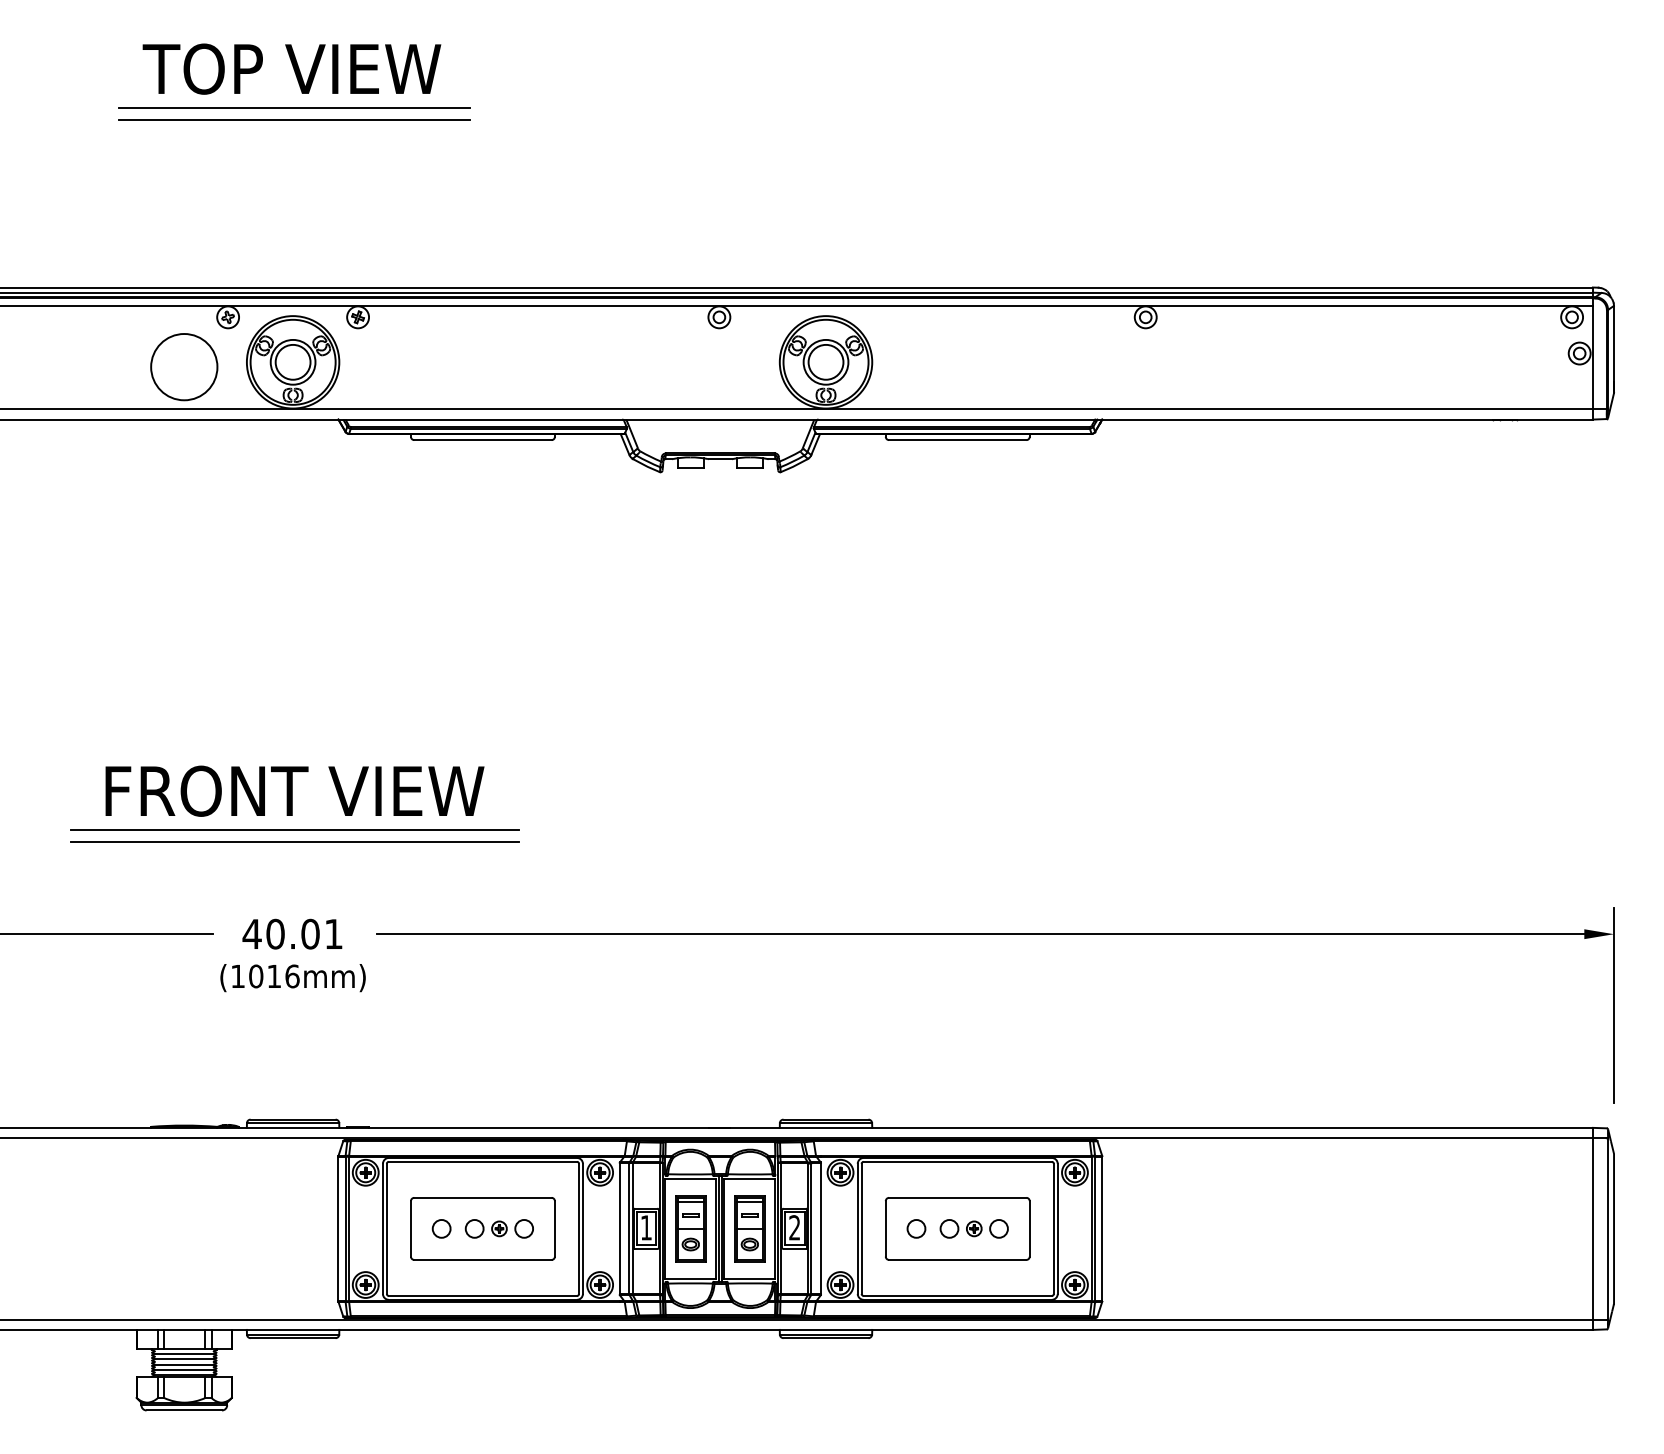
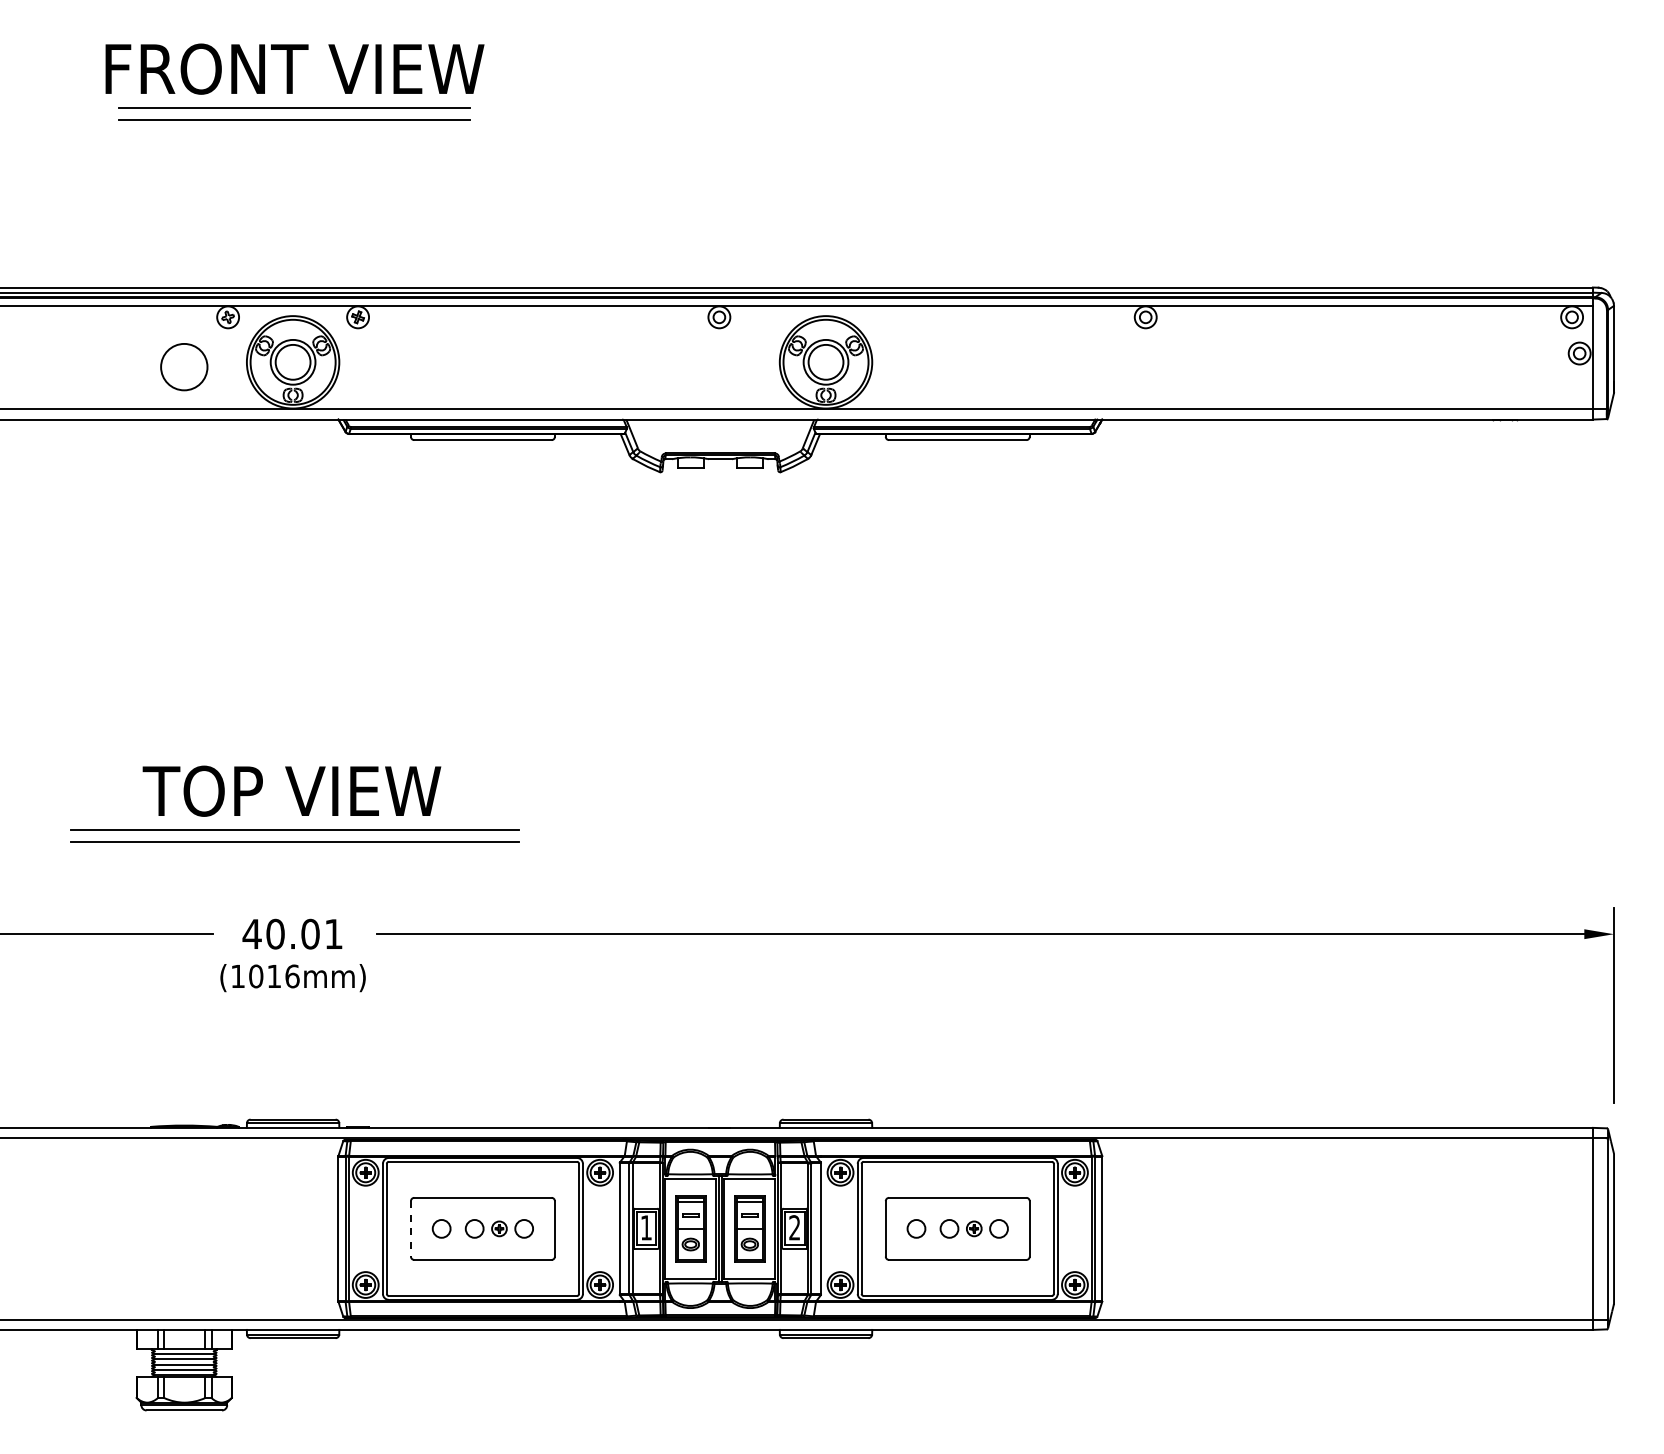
text: TOP VIEW -> FRONT VIEW (294, 68)
circle diameter: 66 px -> 46 px (184, 366)
text: FRONT VIEW -> TOP VIEW (294, 790)
line: solid -> dashed (410, 1228)
